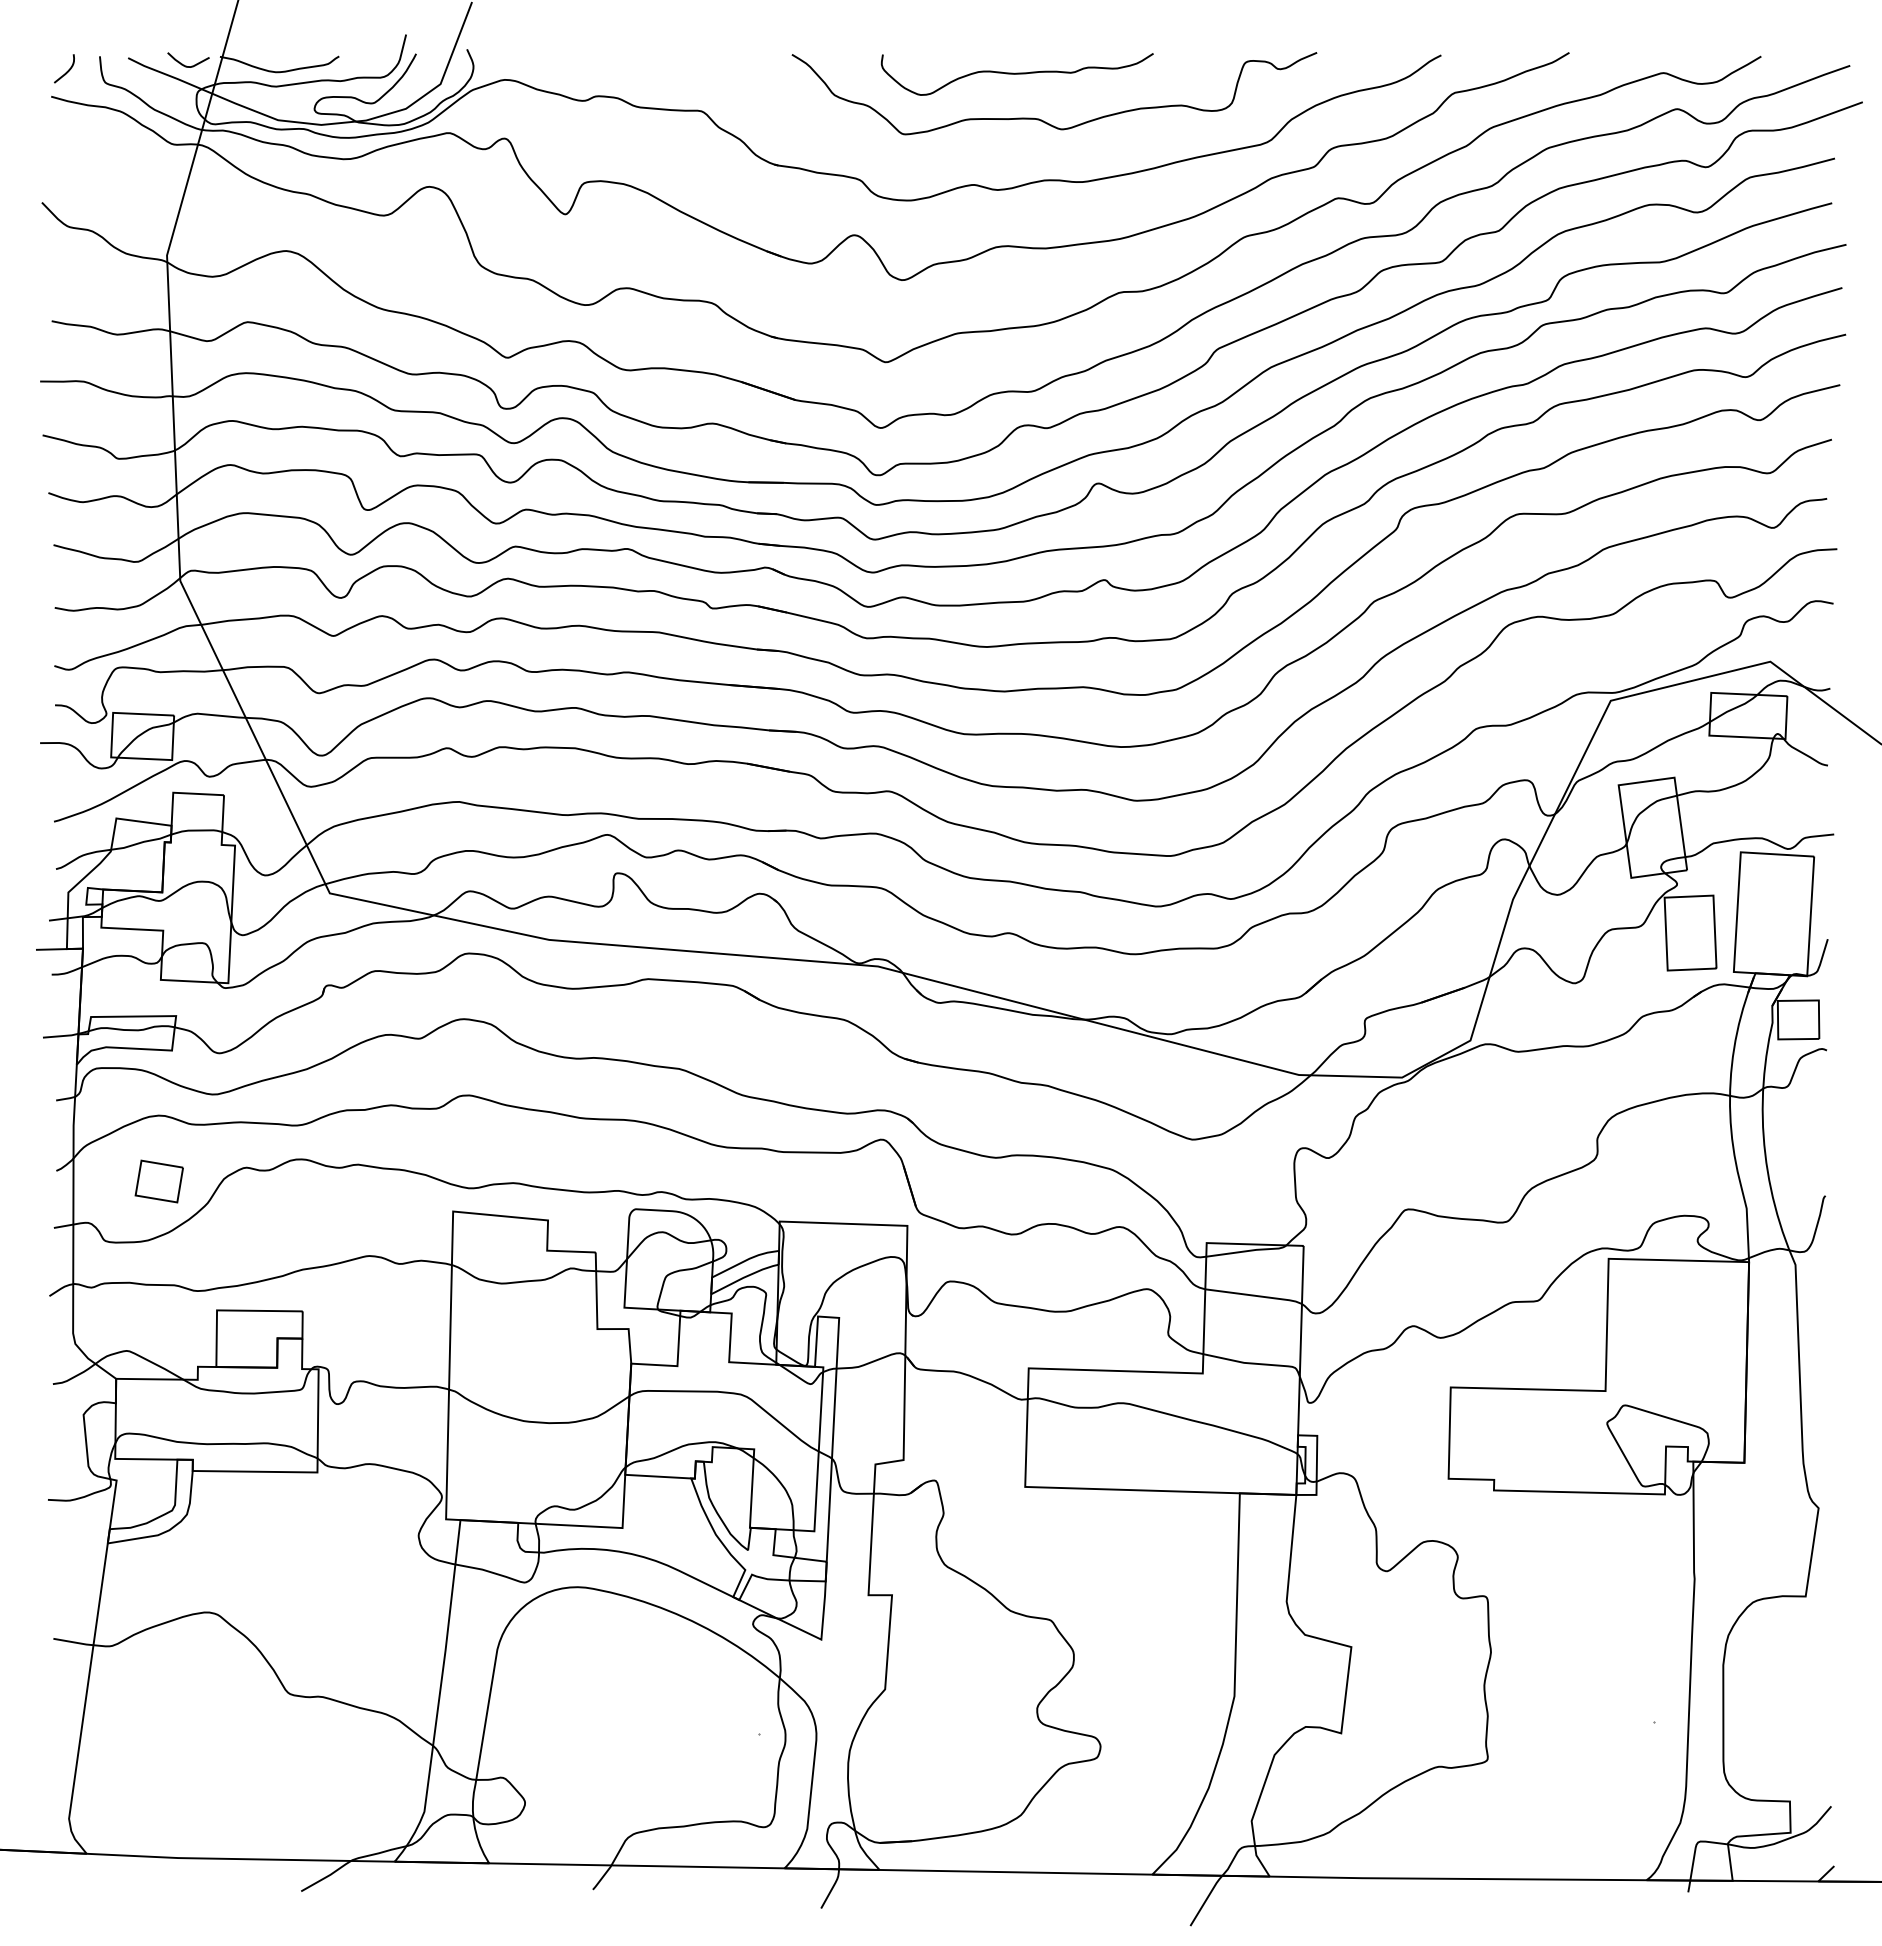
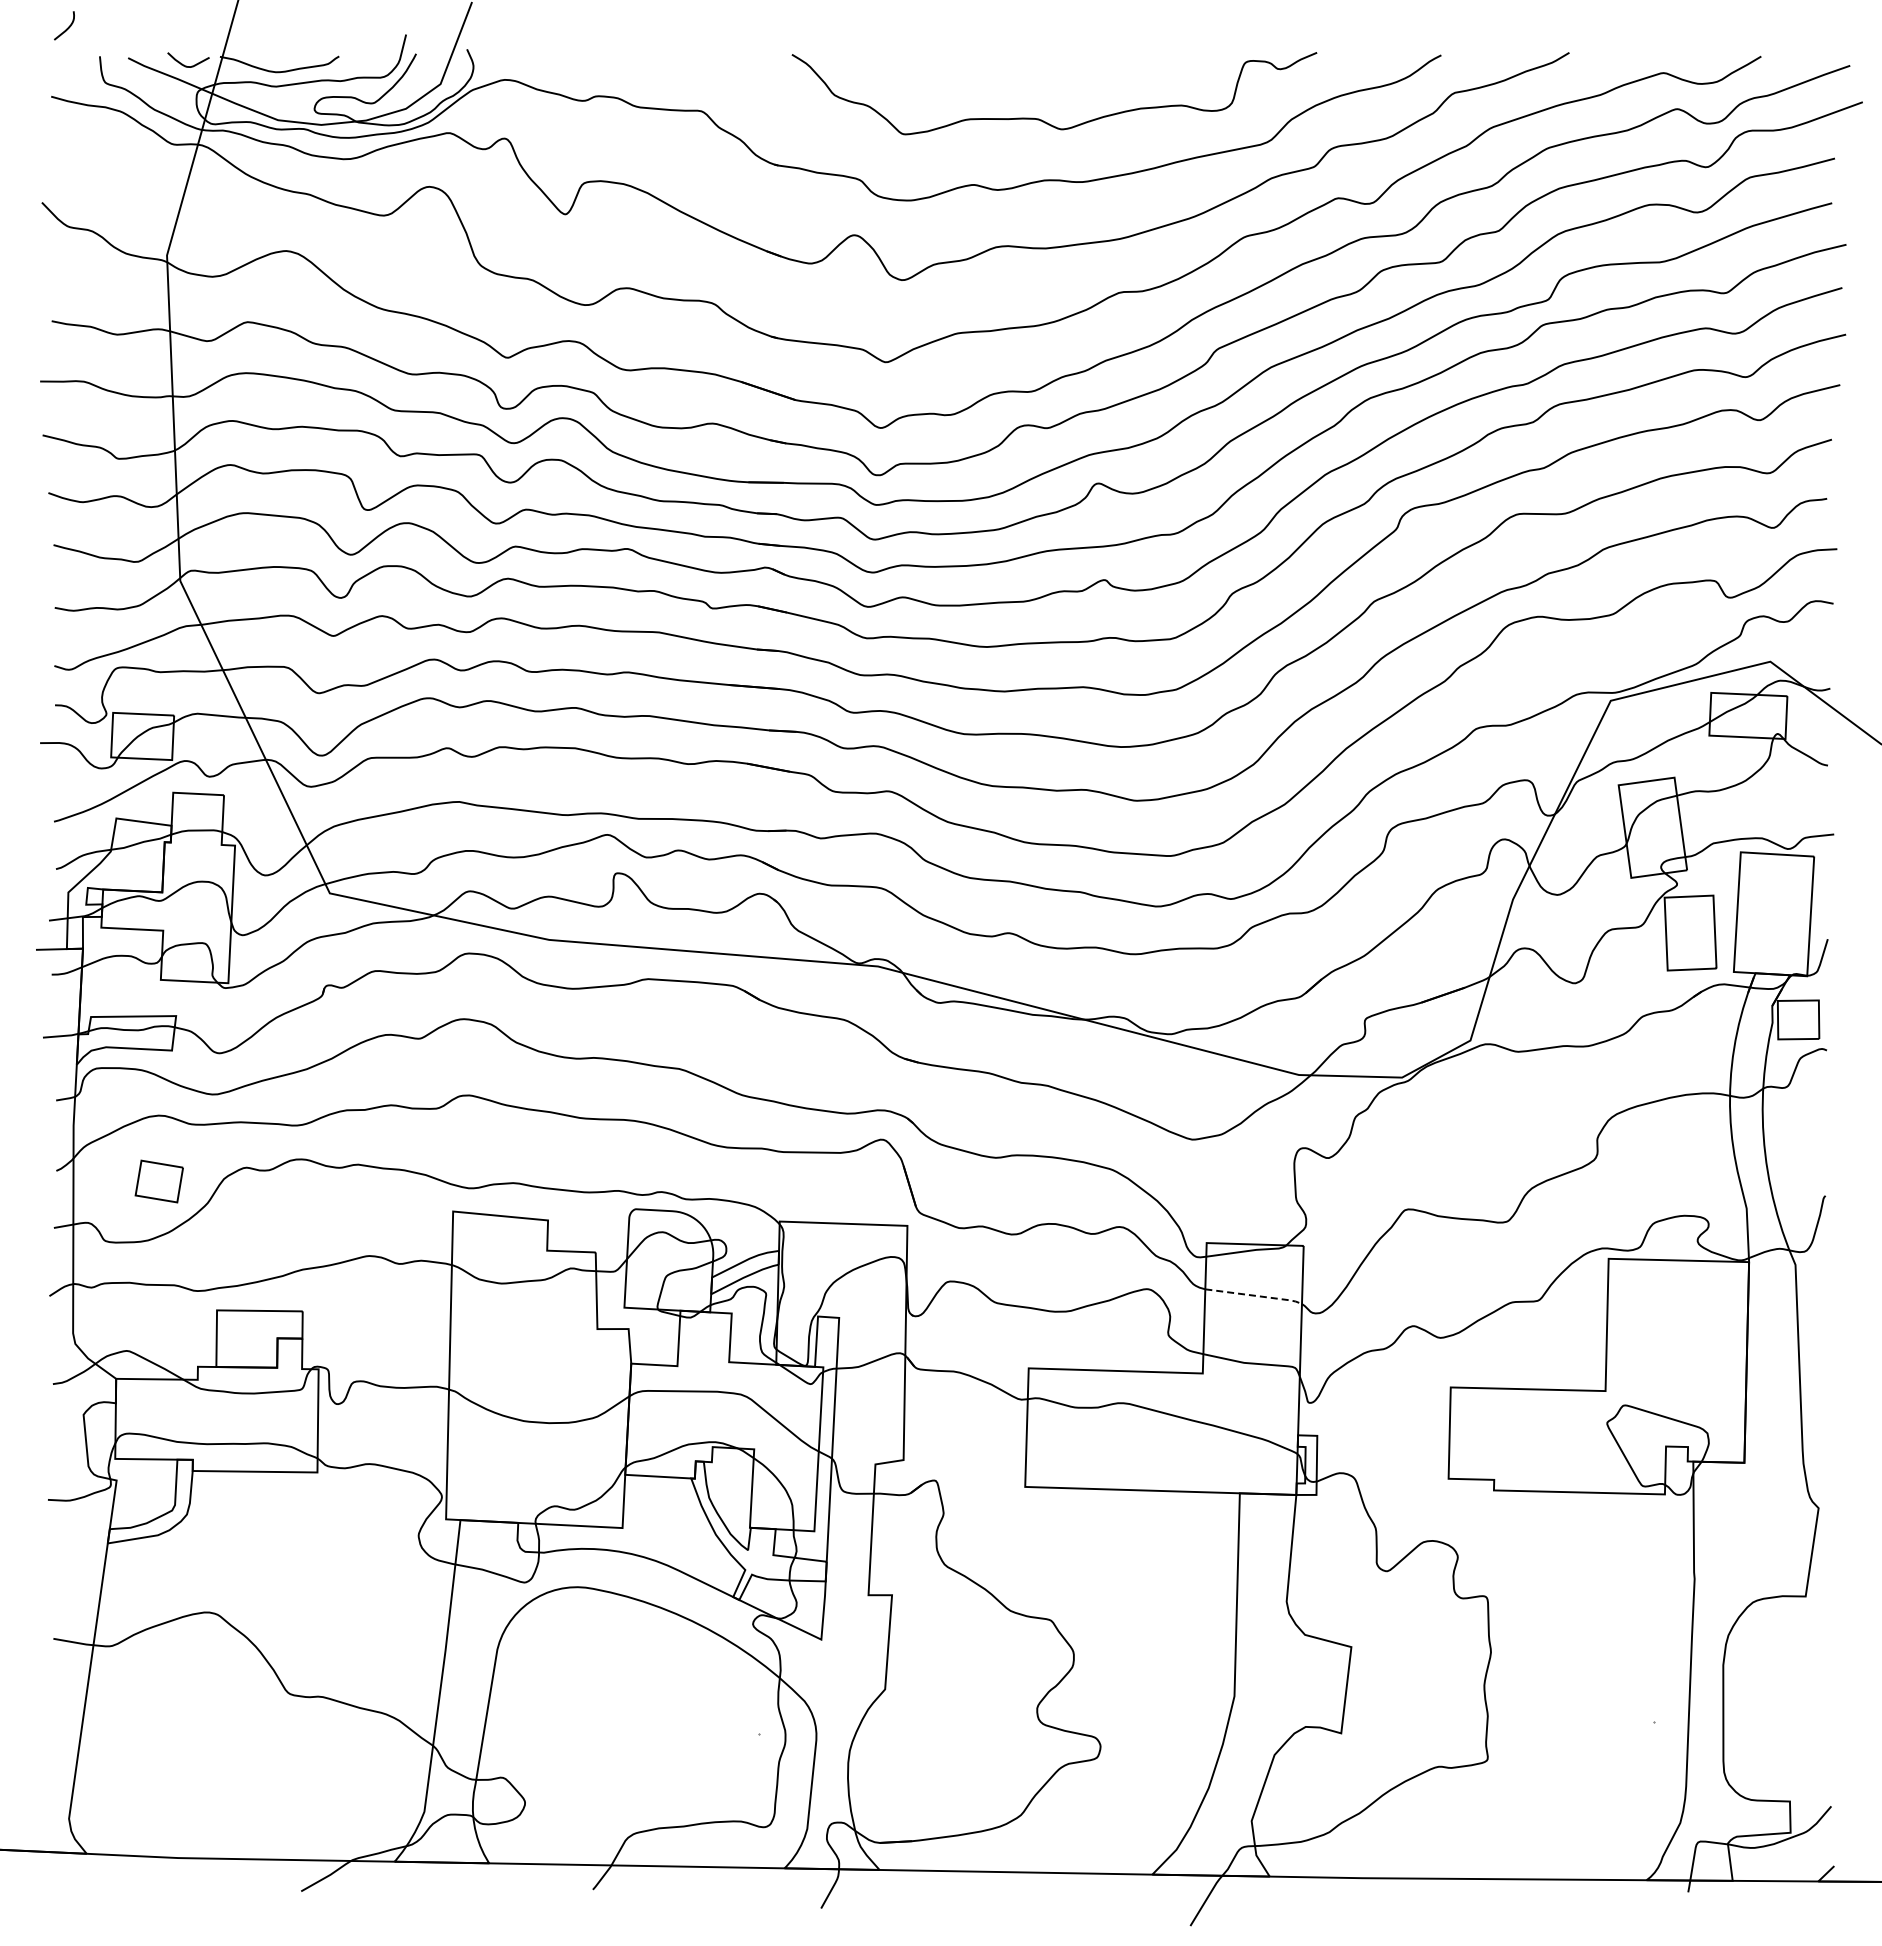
curve position: (67, 70) -> (67, 27) (67, 27)
curve: present -> none (1016, 74)
line: solid -> dashed (1255, 1295)
